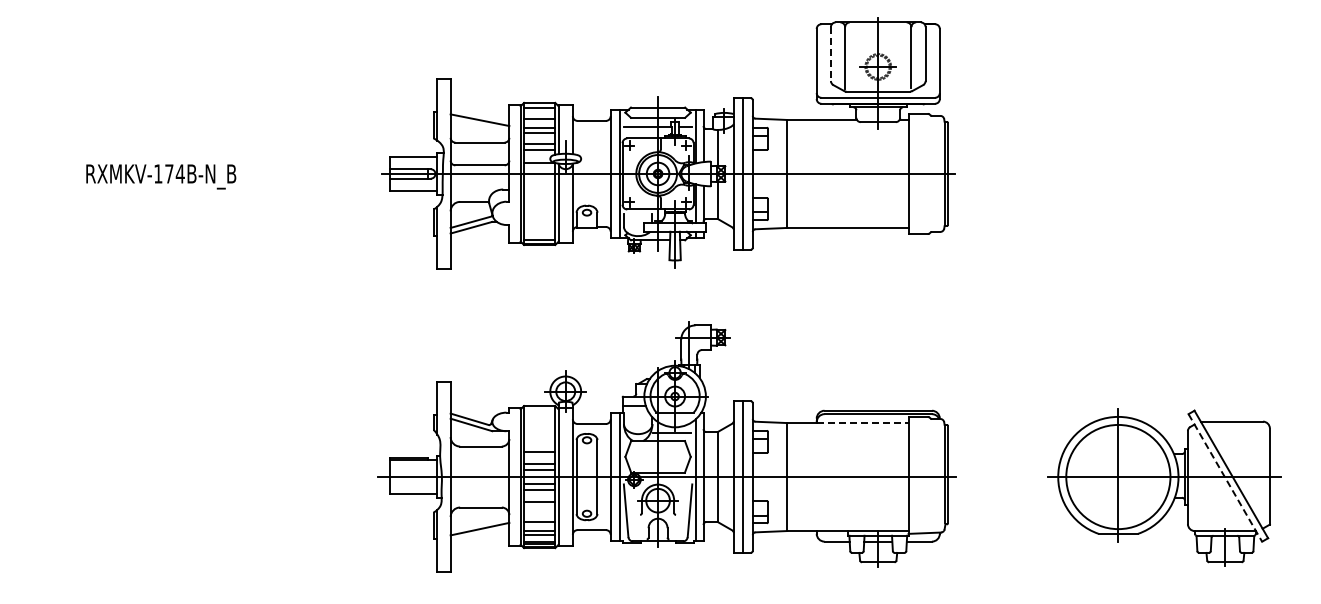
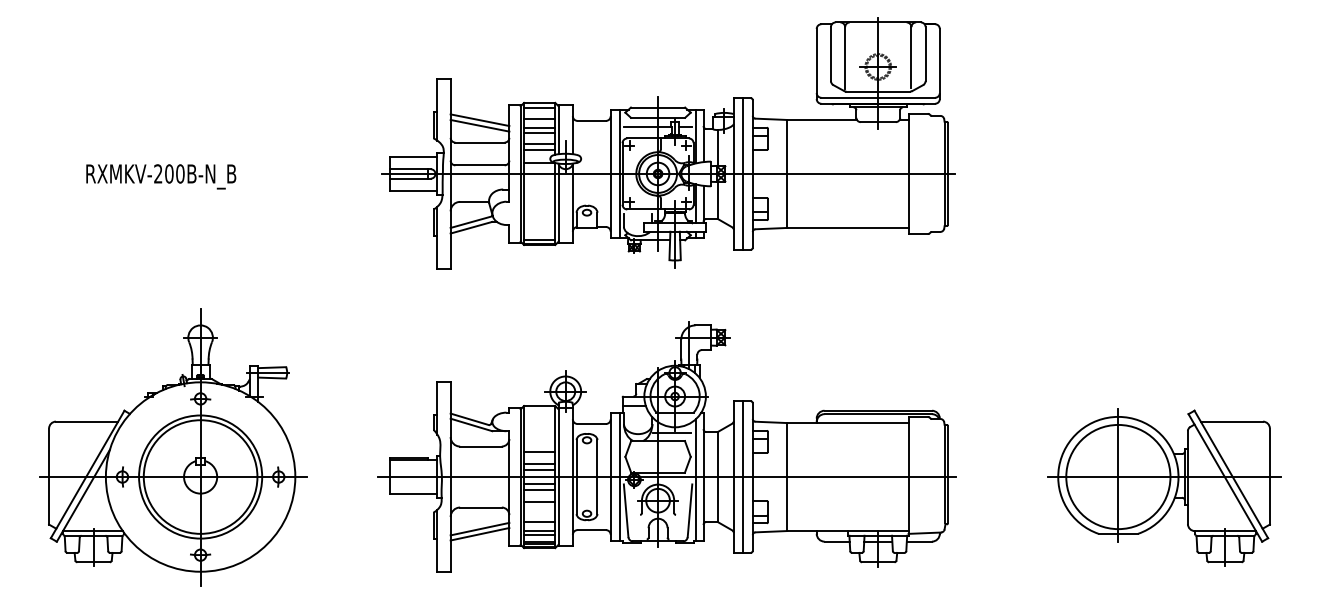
line: dashed -> solid (830, 54)
line: none -> present (479, 125)
text: RXMKV-174B-N_B -> RXMKV-200B-N_B (169, 173)
line: dashed -> solid (862, 423)
part: none -> present (173, 447)
line: dashed -> solid (1225, 477)
line: none -> present (479, 534)
